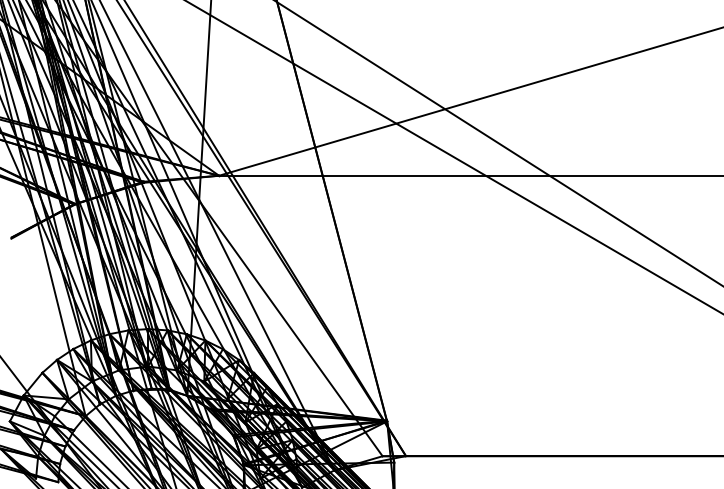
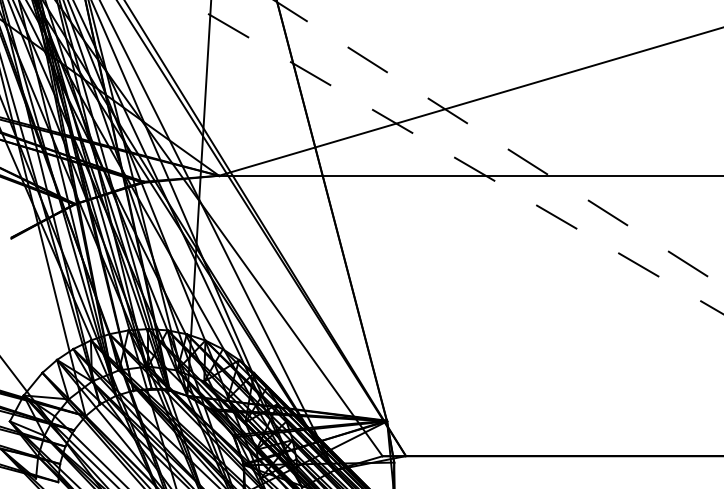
line: solid -> dashed (499, 143)
line: solid -> dashed (454, 157)
